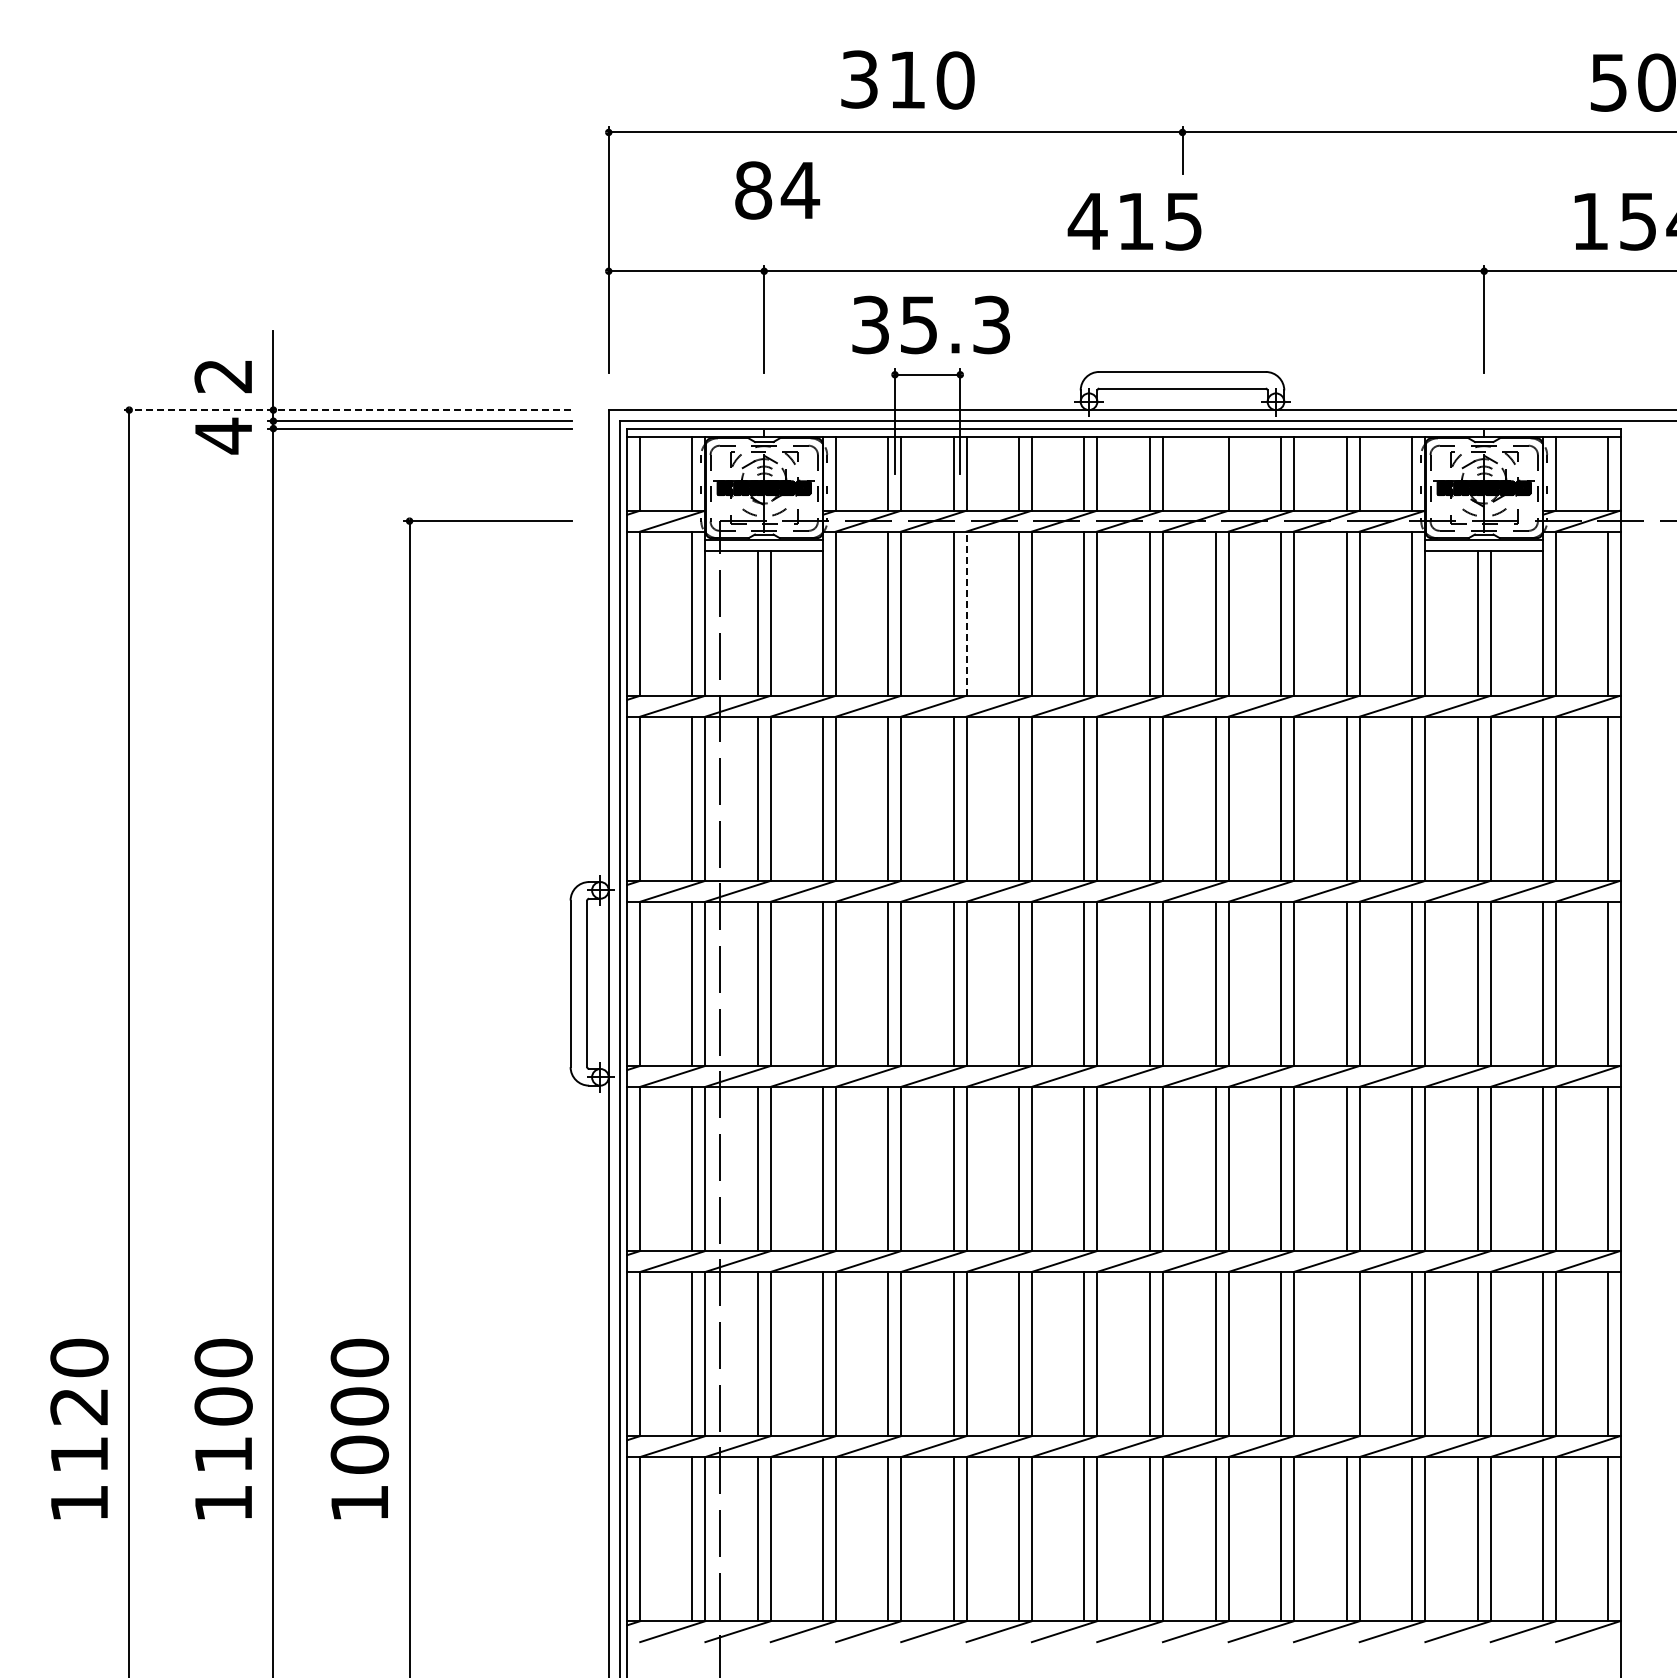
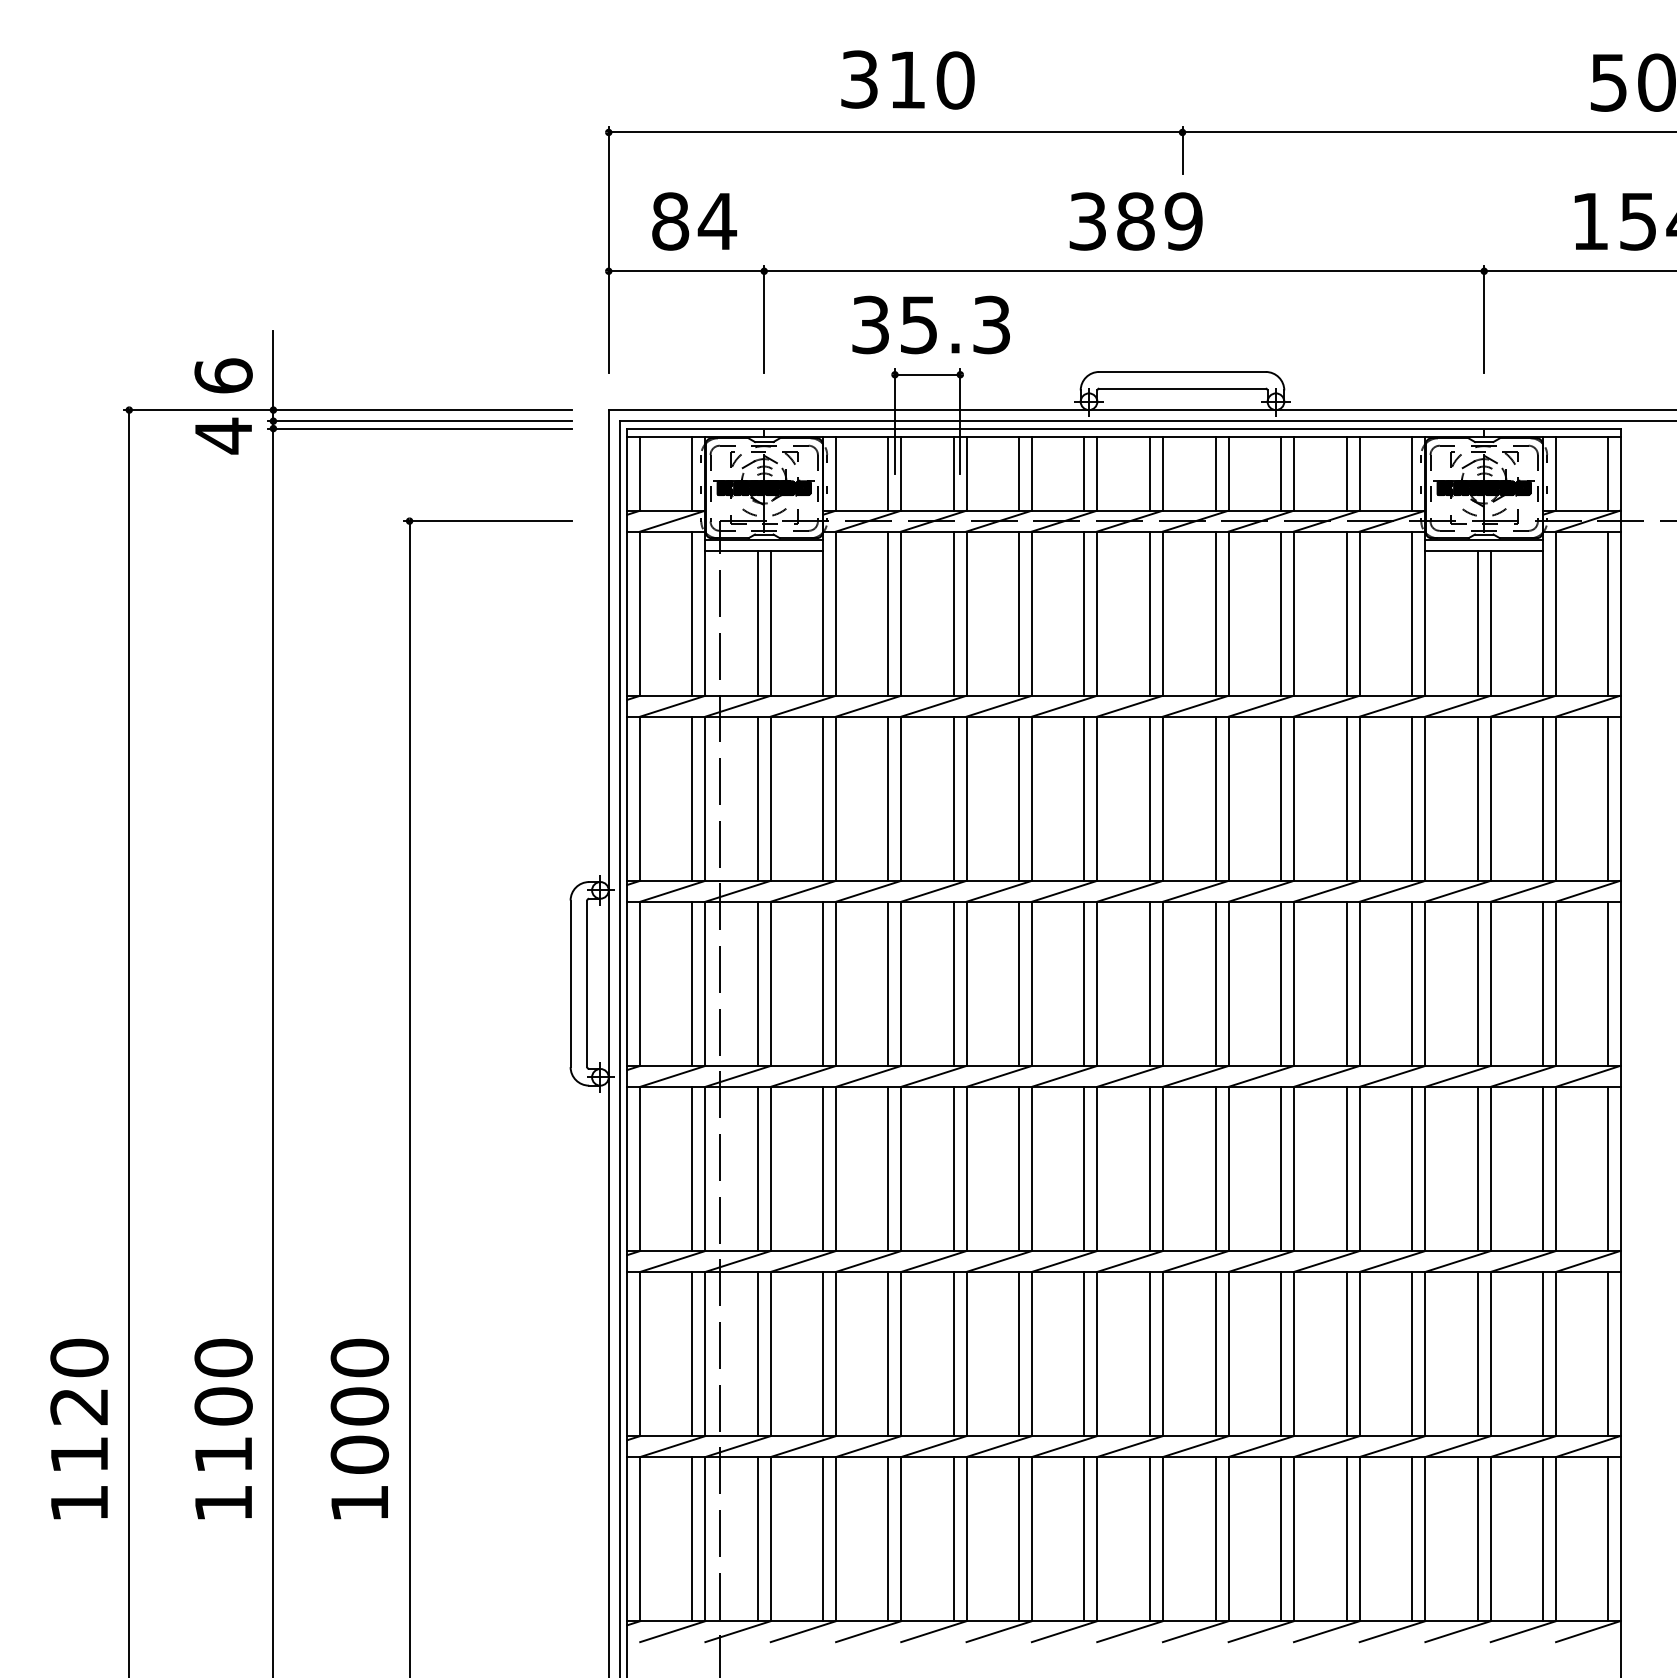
text position: (777, 190) -> (694, 221) (694, 221)
text: 415 -> 389 (1134, 221)
text: 2 -> 6 (223, 375)
line: dashed -> solid (348, 410)
line: none -> present (1215, 473)
line: dashed -> solid (966, 613)
line: none -> present (1346, 1353)
